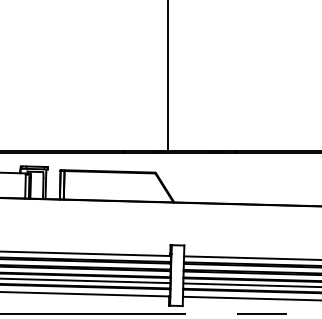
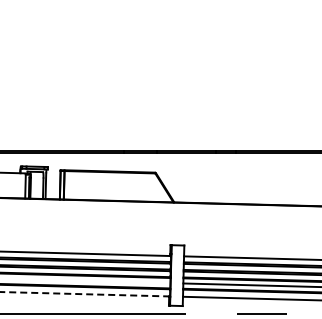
line: present -> none (168, 76)
line: present -> none (86, 280)
line: solid -> dashed (85, 294)
